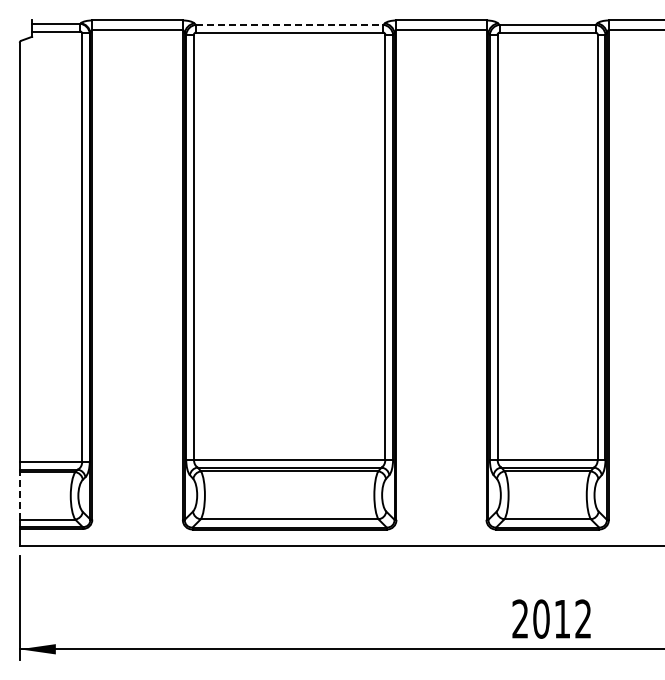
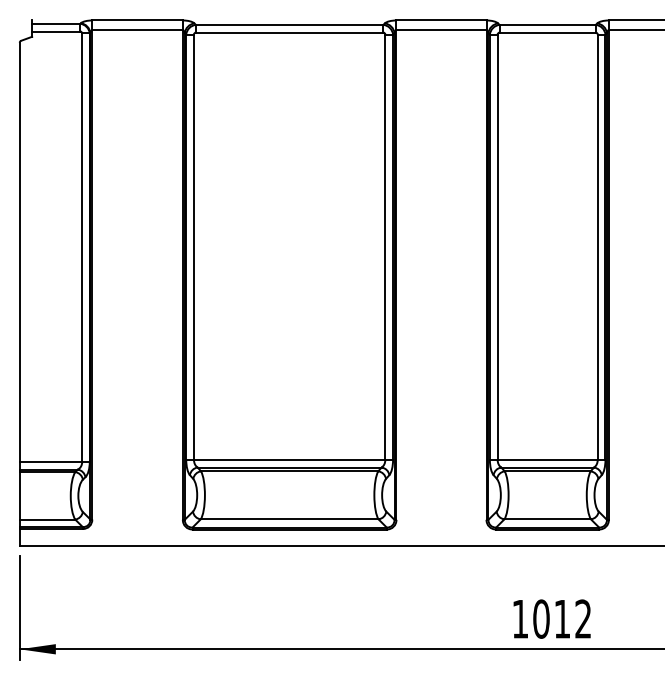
line: dashed -> solid (289, 24)
line: dashed -> solid (19, 495)
text: 2012 -> 1012 (519, 618)
